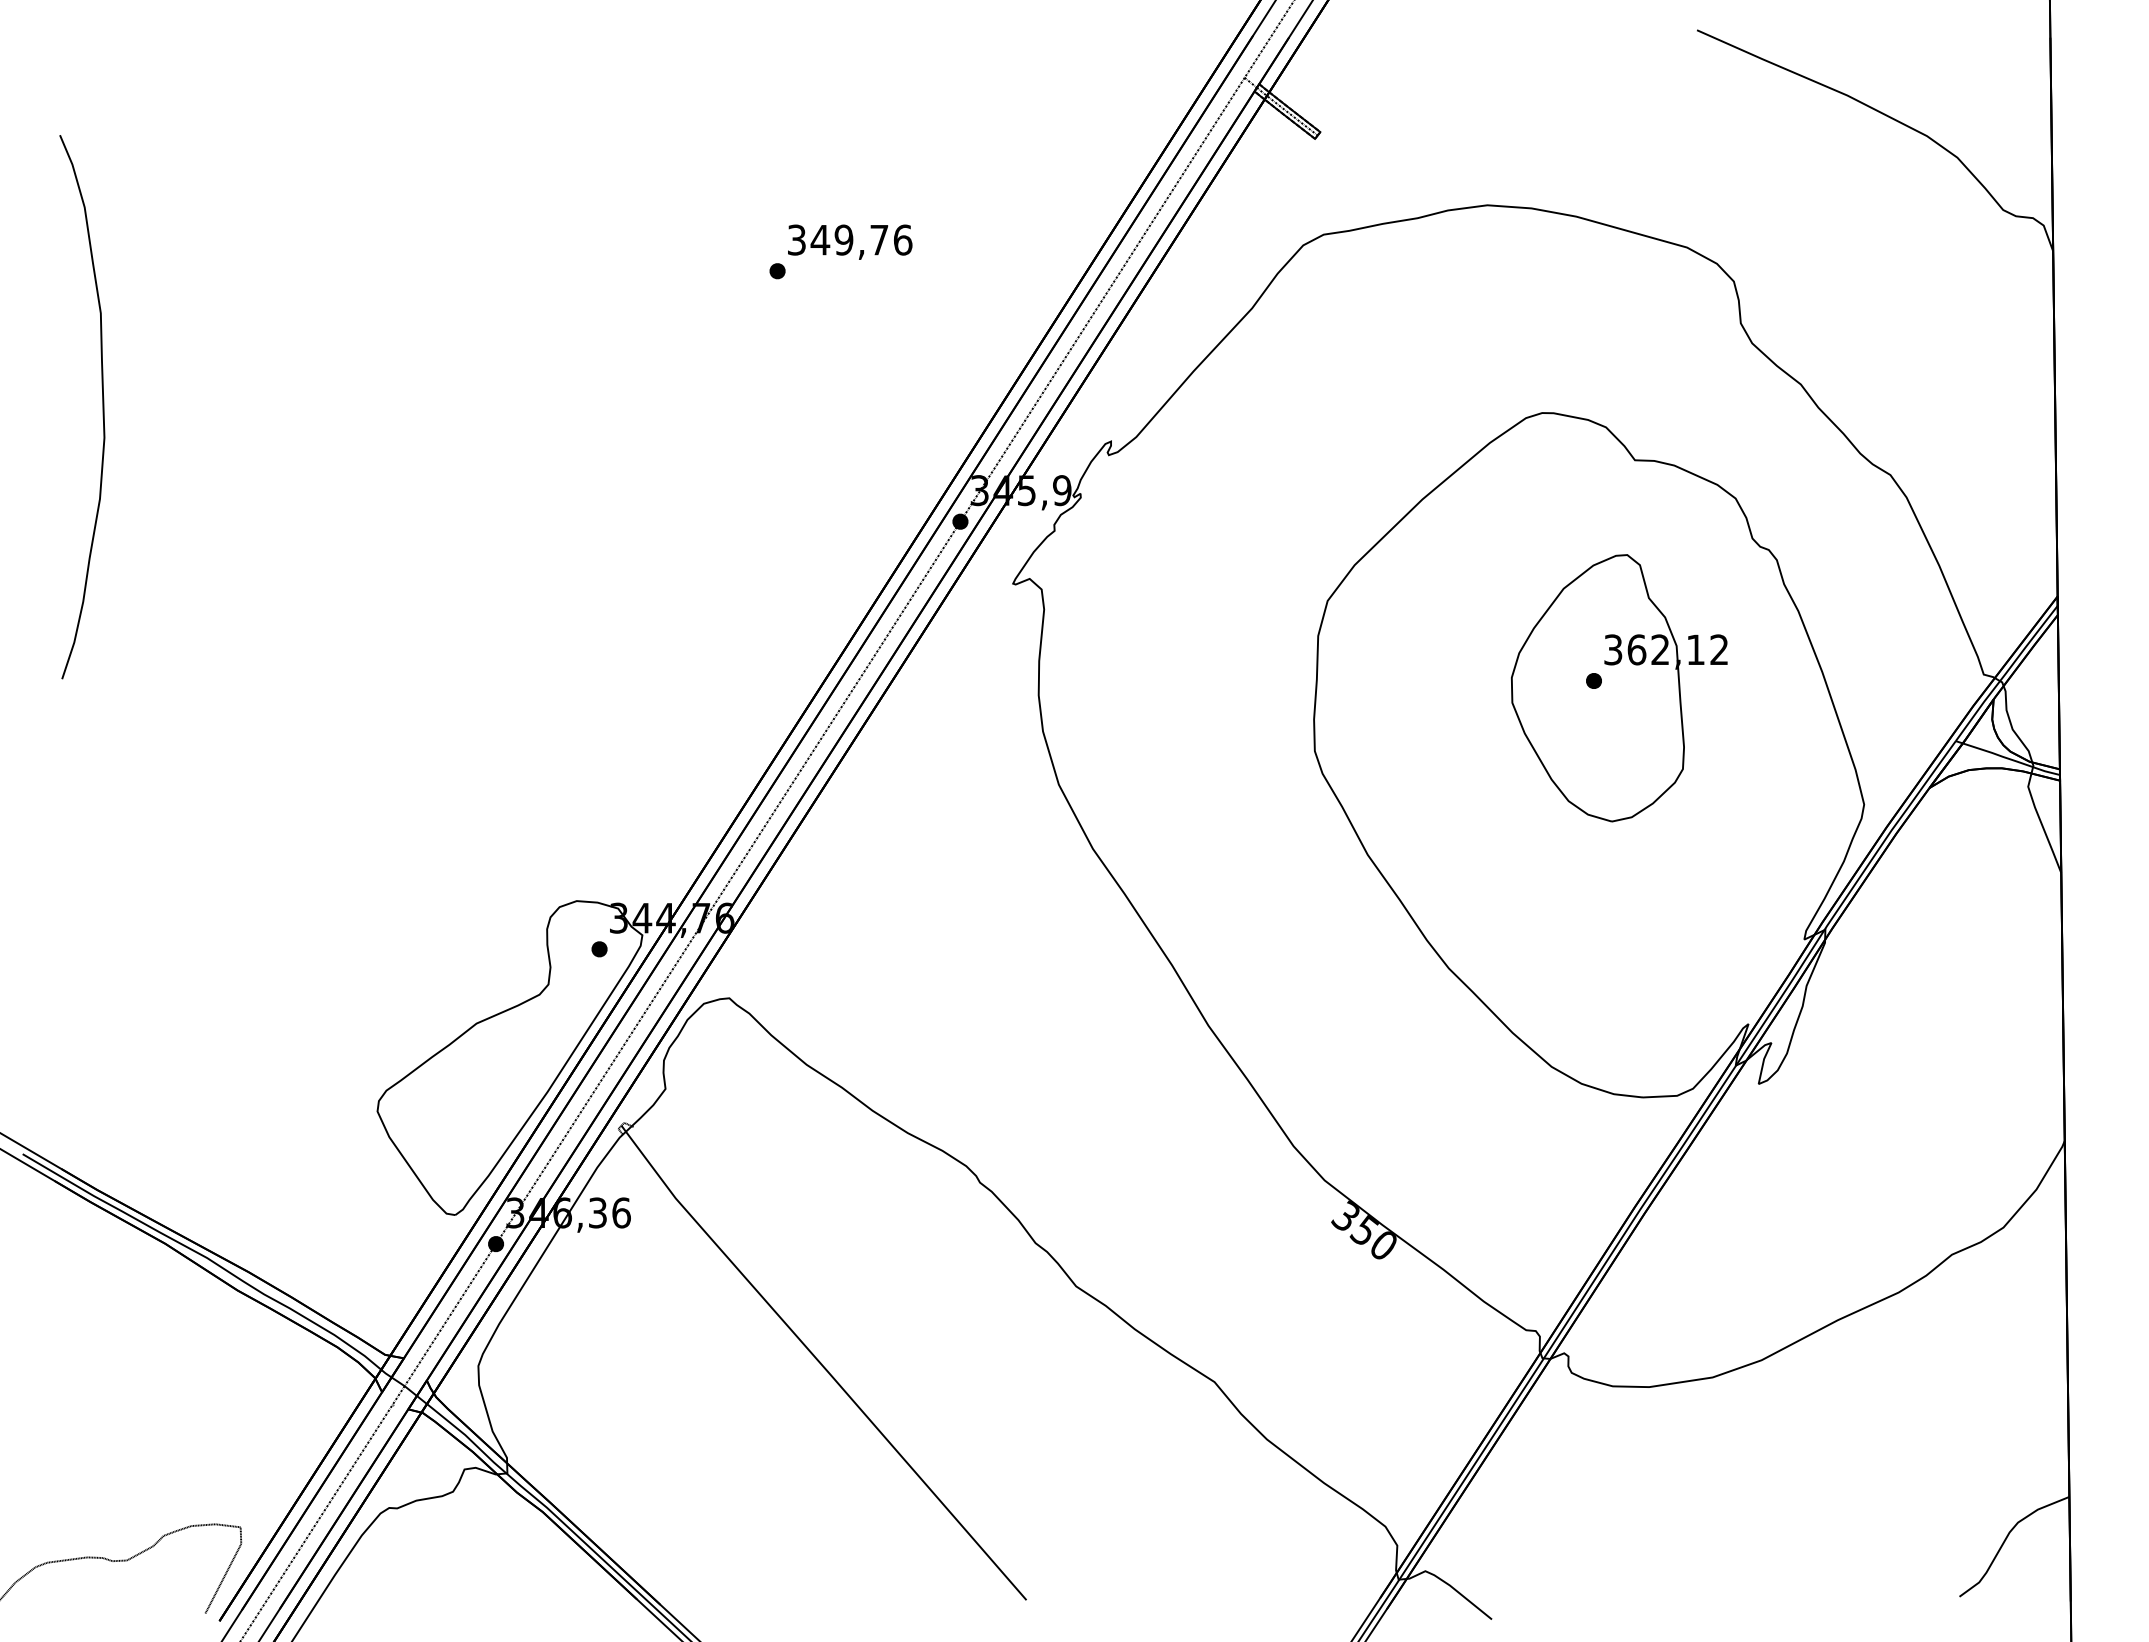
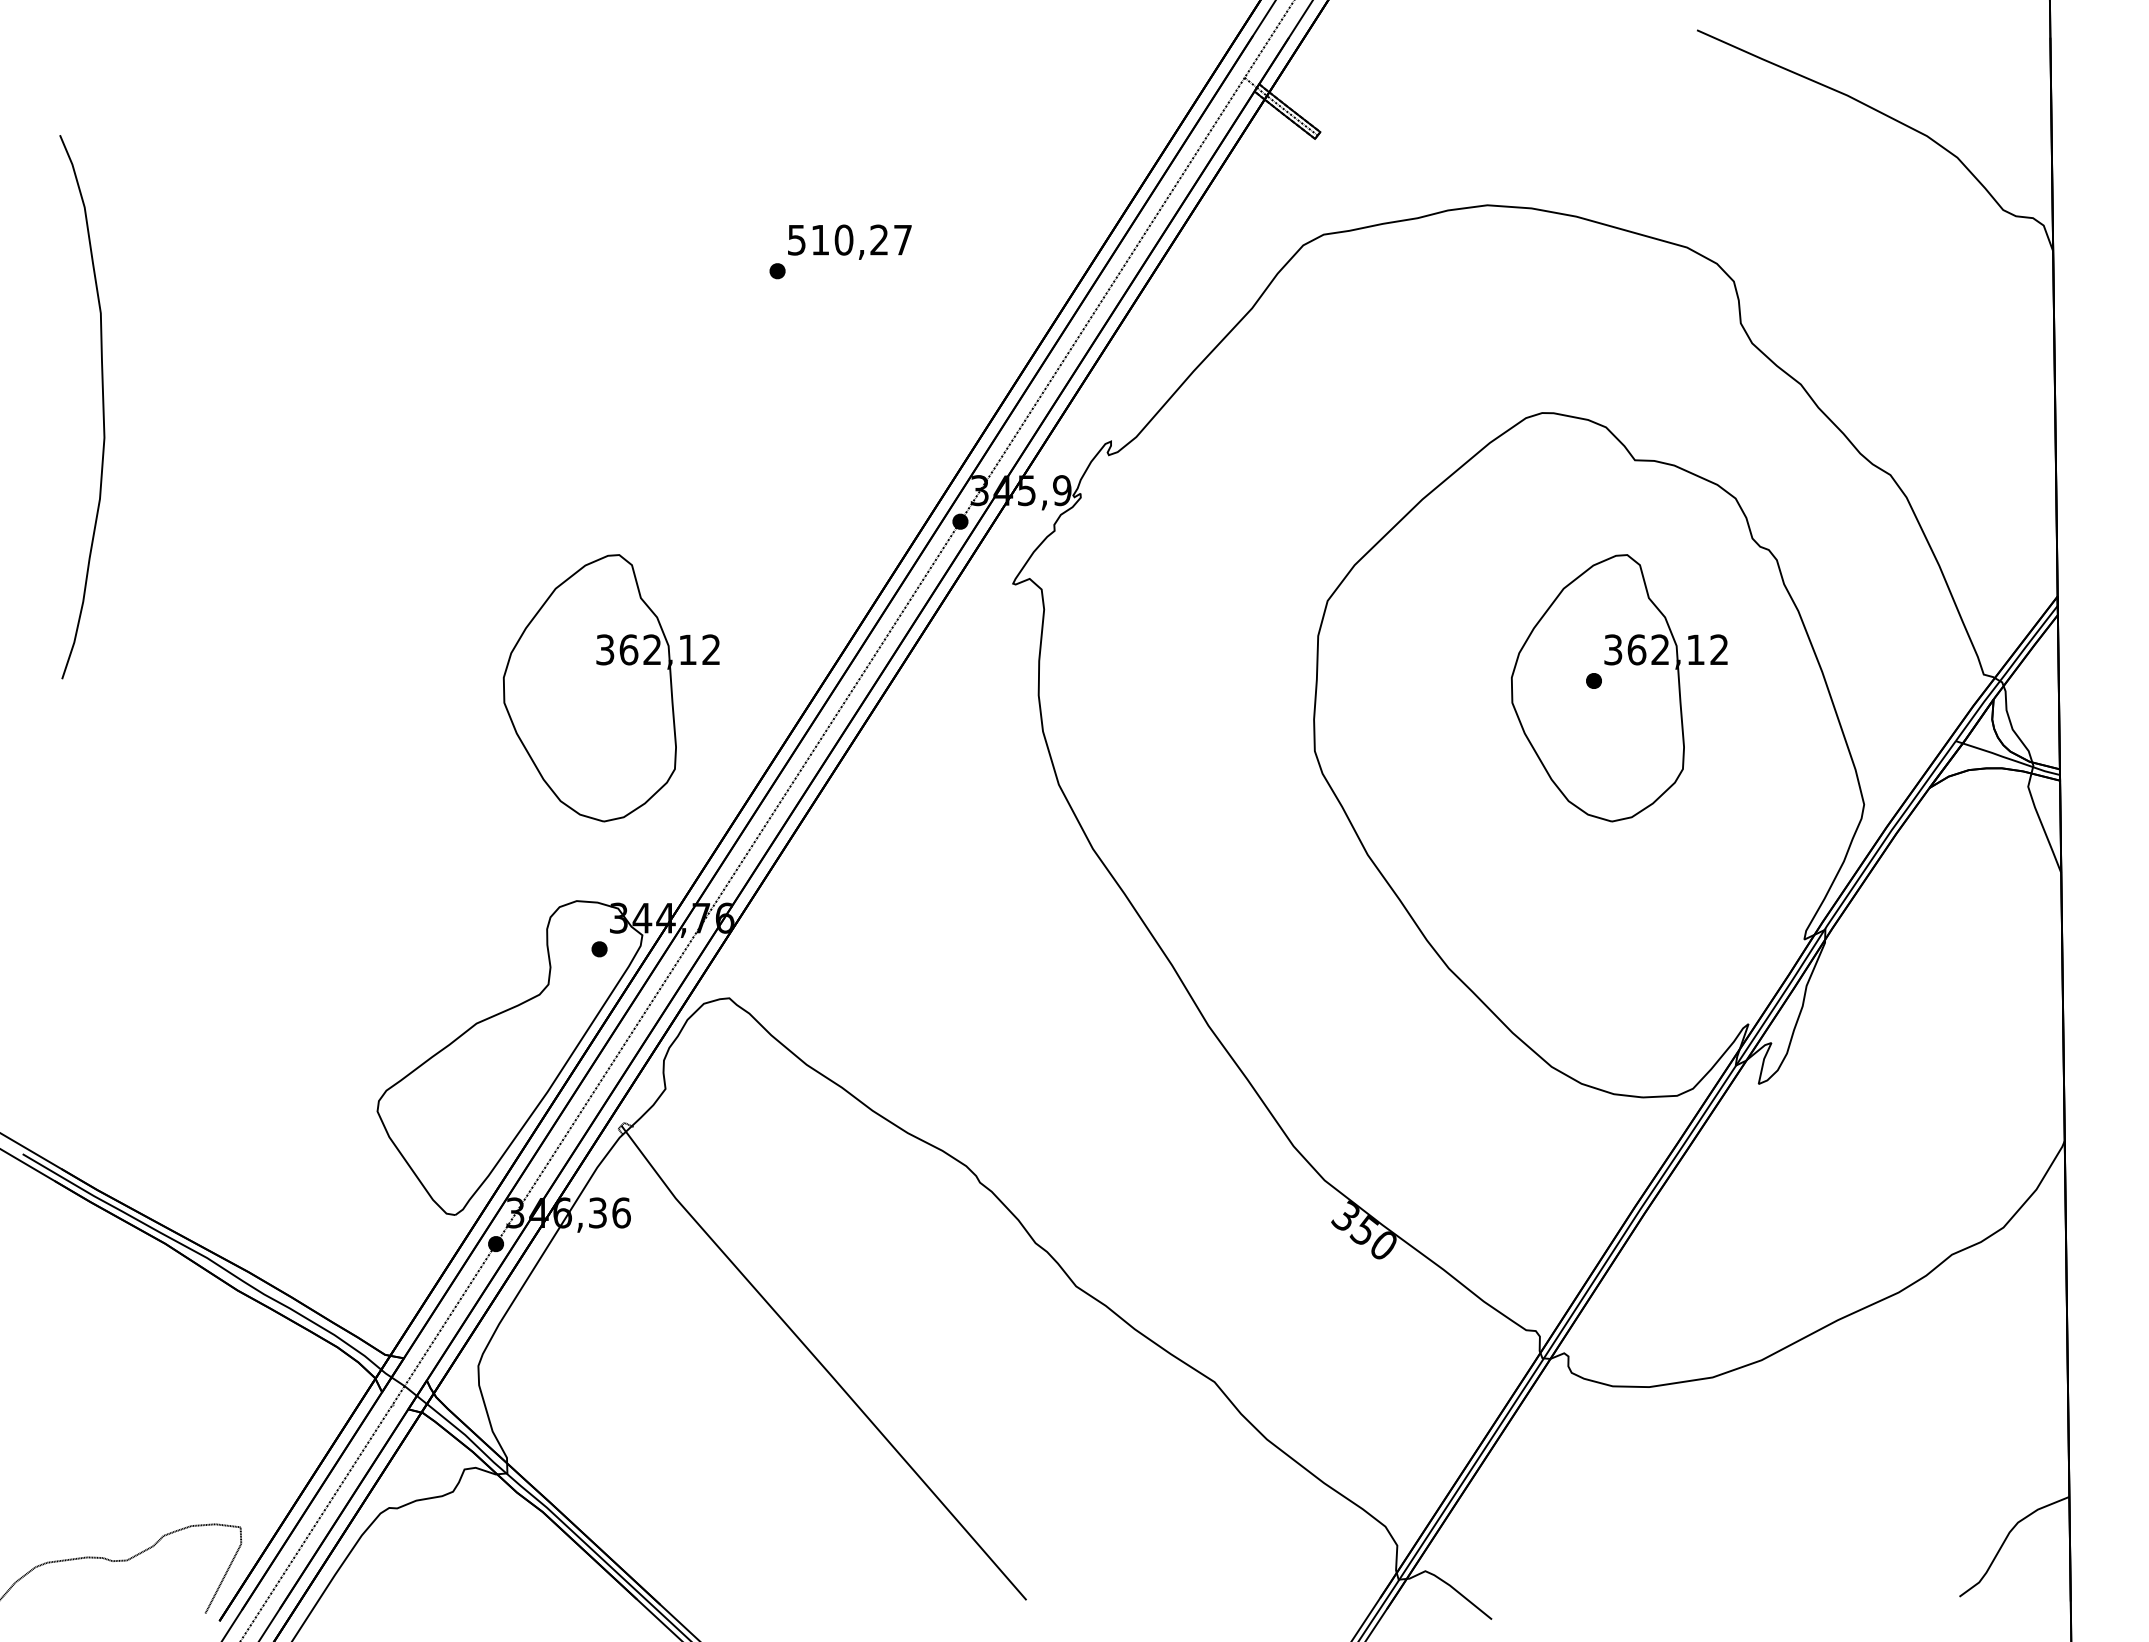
text: 349,76 -> 510,27 (850, 239)
part: none -> present (610, 688)
